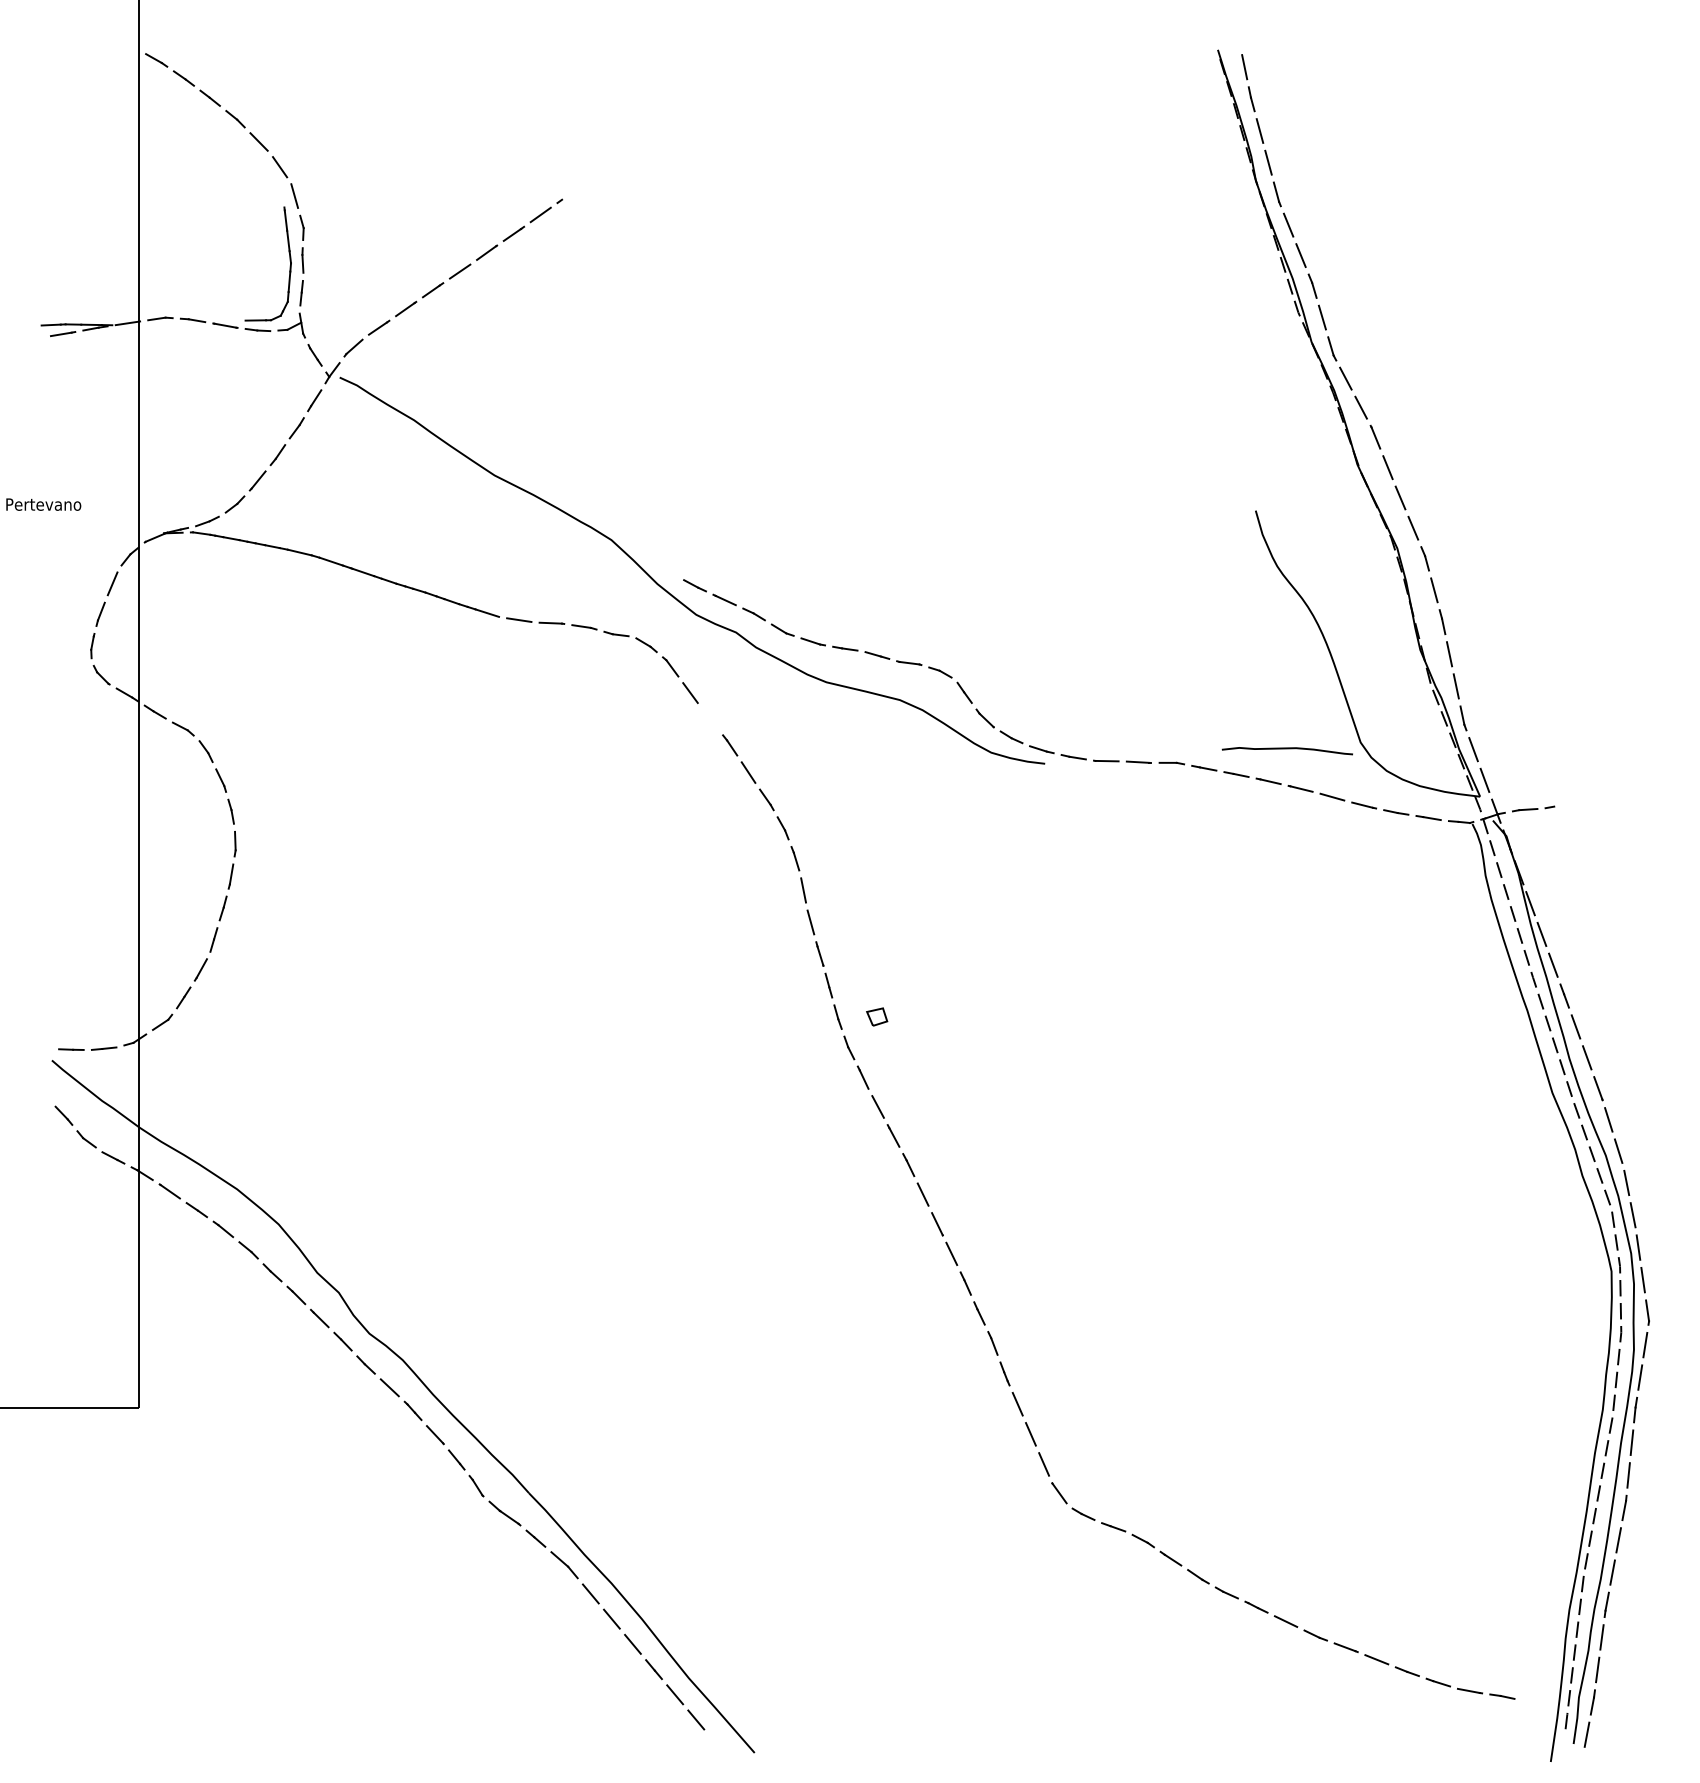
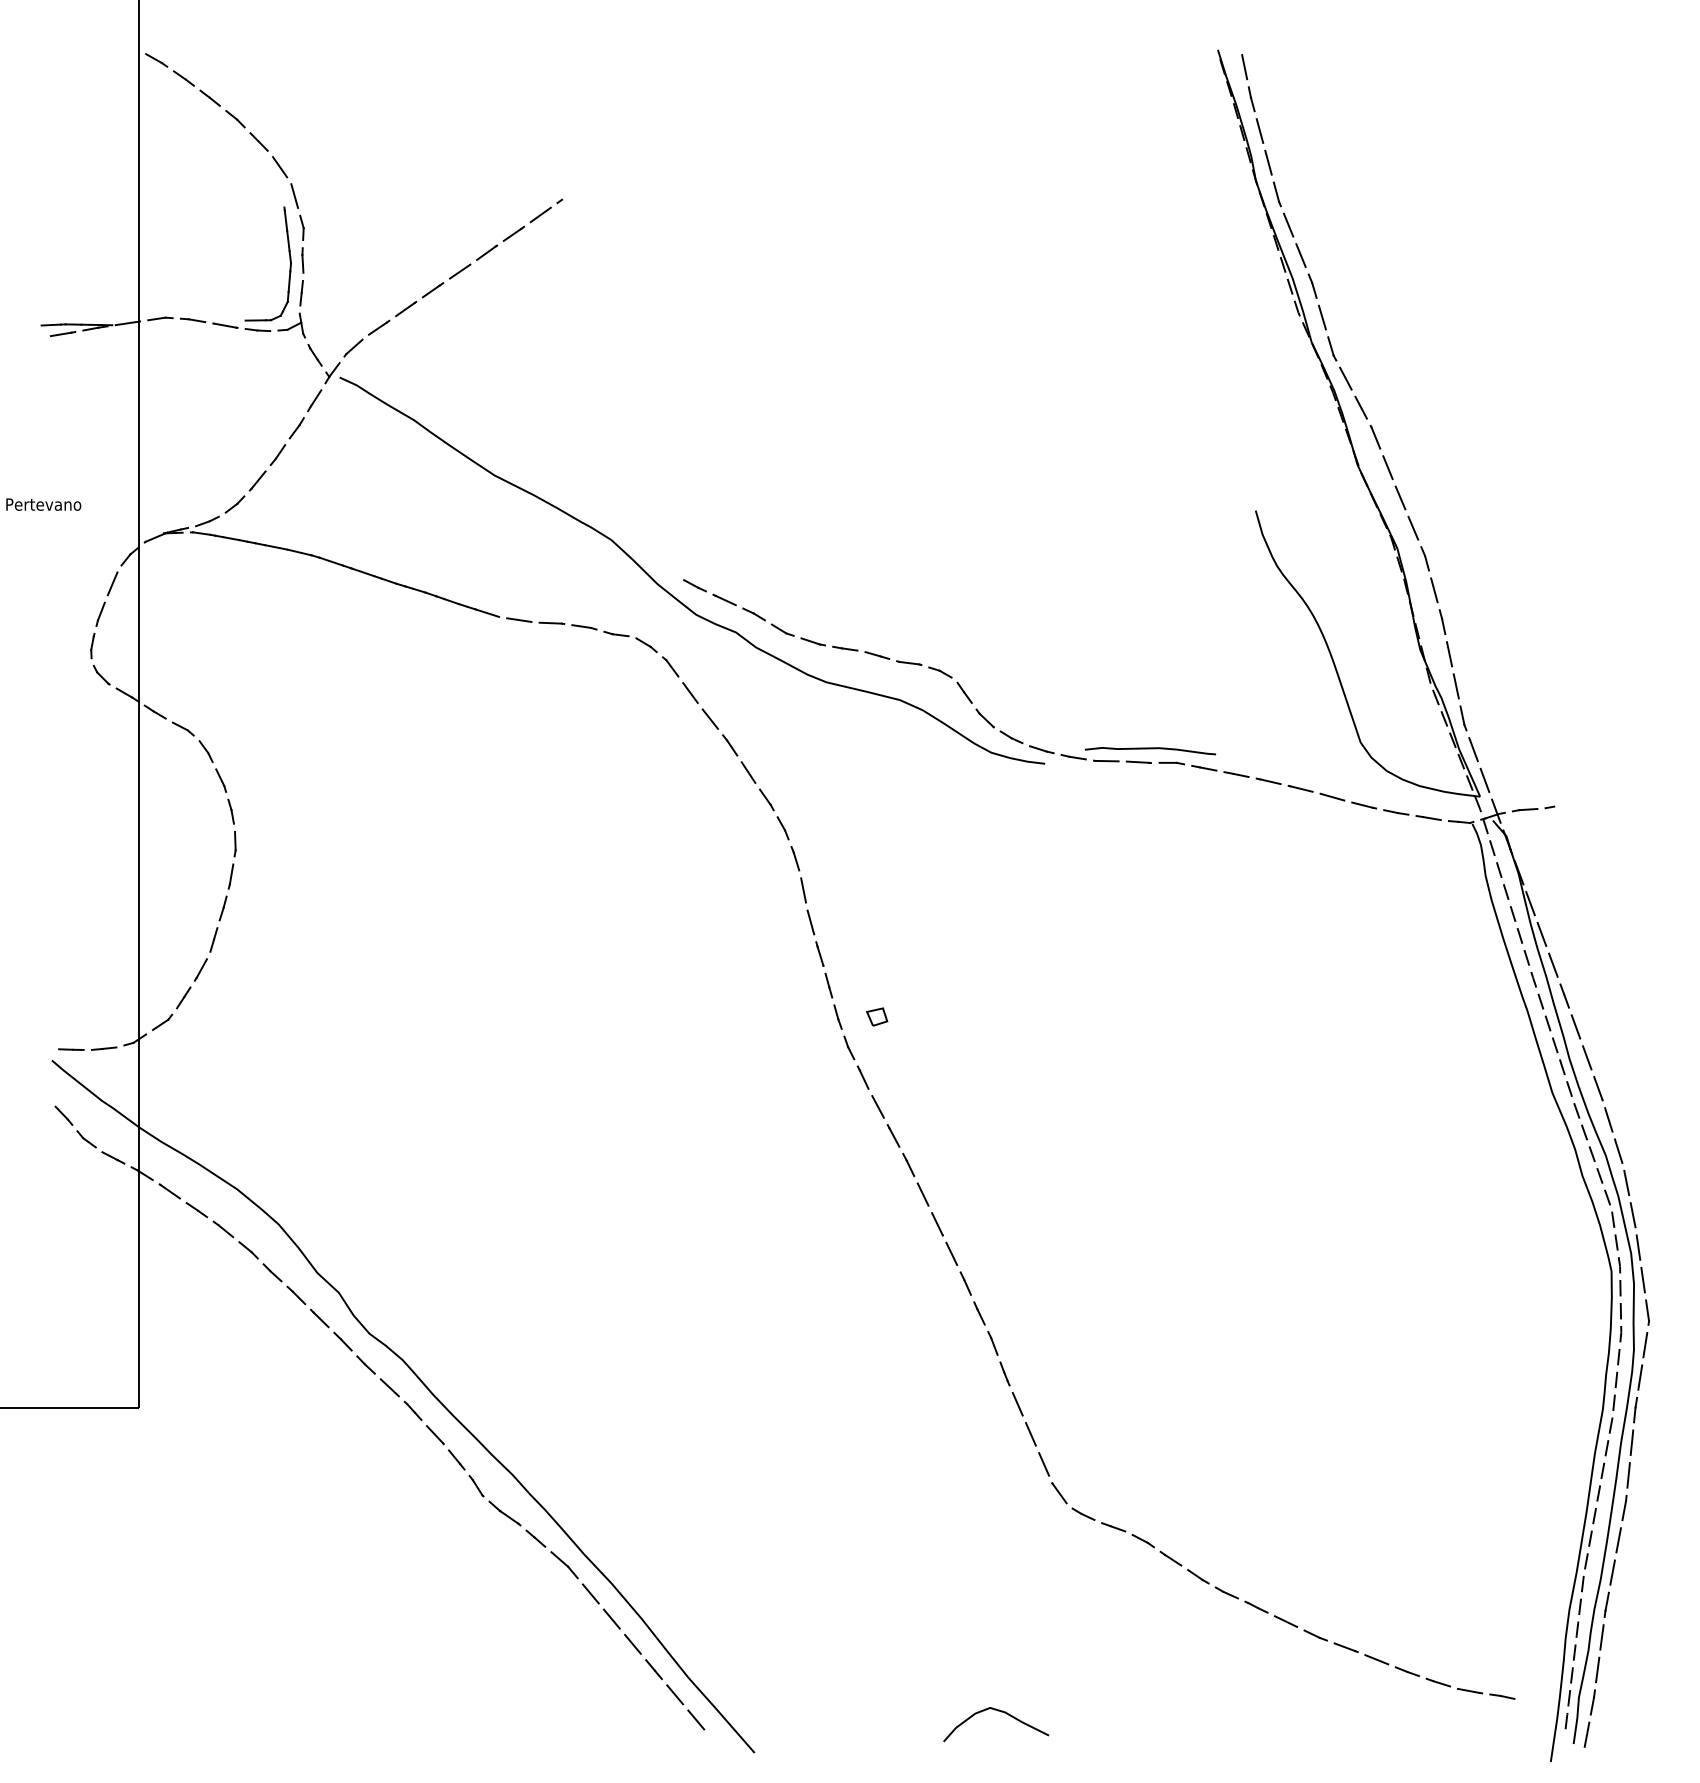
line: none -> present (710, 718)
curve position: (1286, 749) -> (1149, 749) (1149, 749)
curve: none -> present (1001, 1712)
